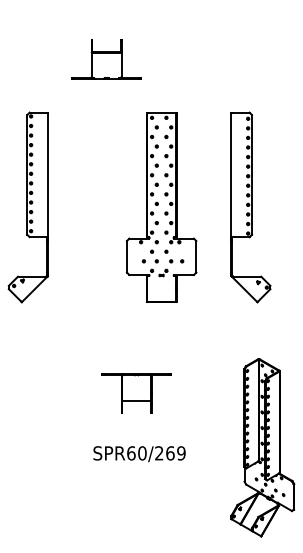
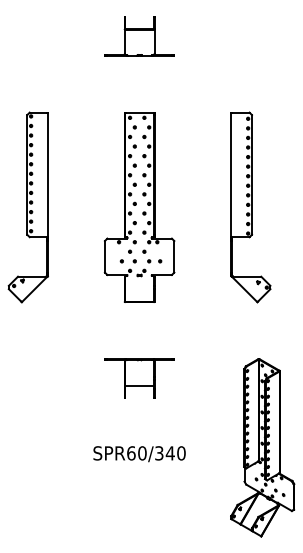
part position: (106, 59) -> (139, 36) (139, 36)
part position: (161, 207) -> (139, 207) (139, 207)
part position: (136, 393) -> (139, 378) (139, 378)
text: SPR60/269 -> SPR60/340 (170, 453)
